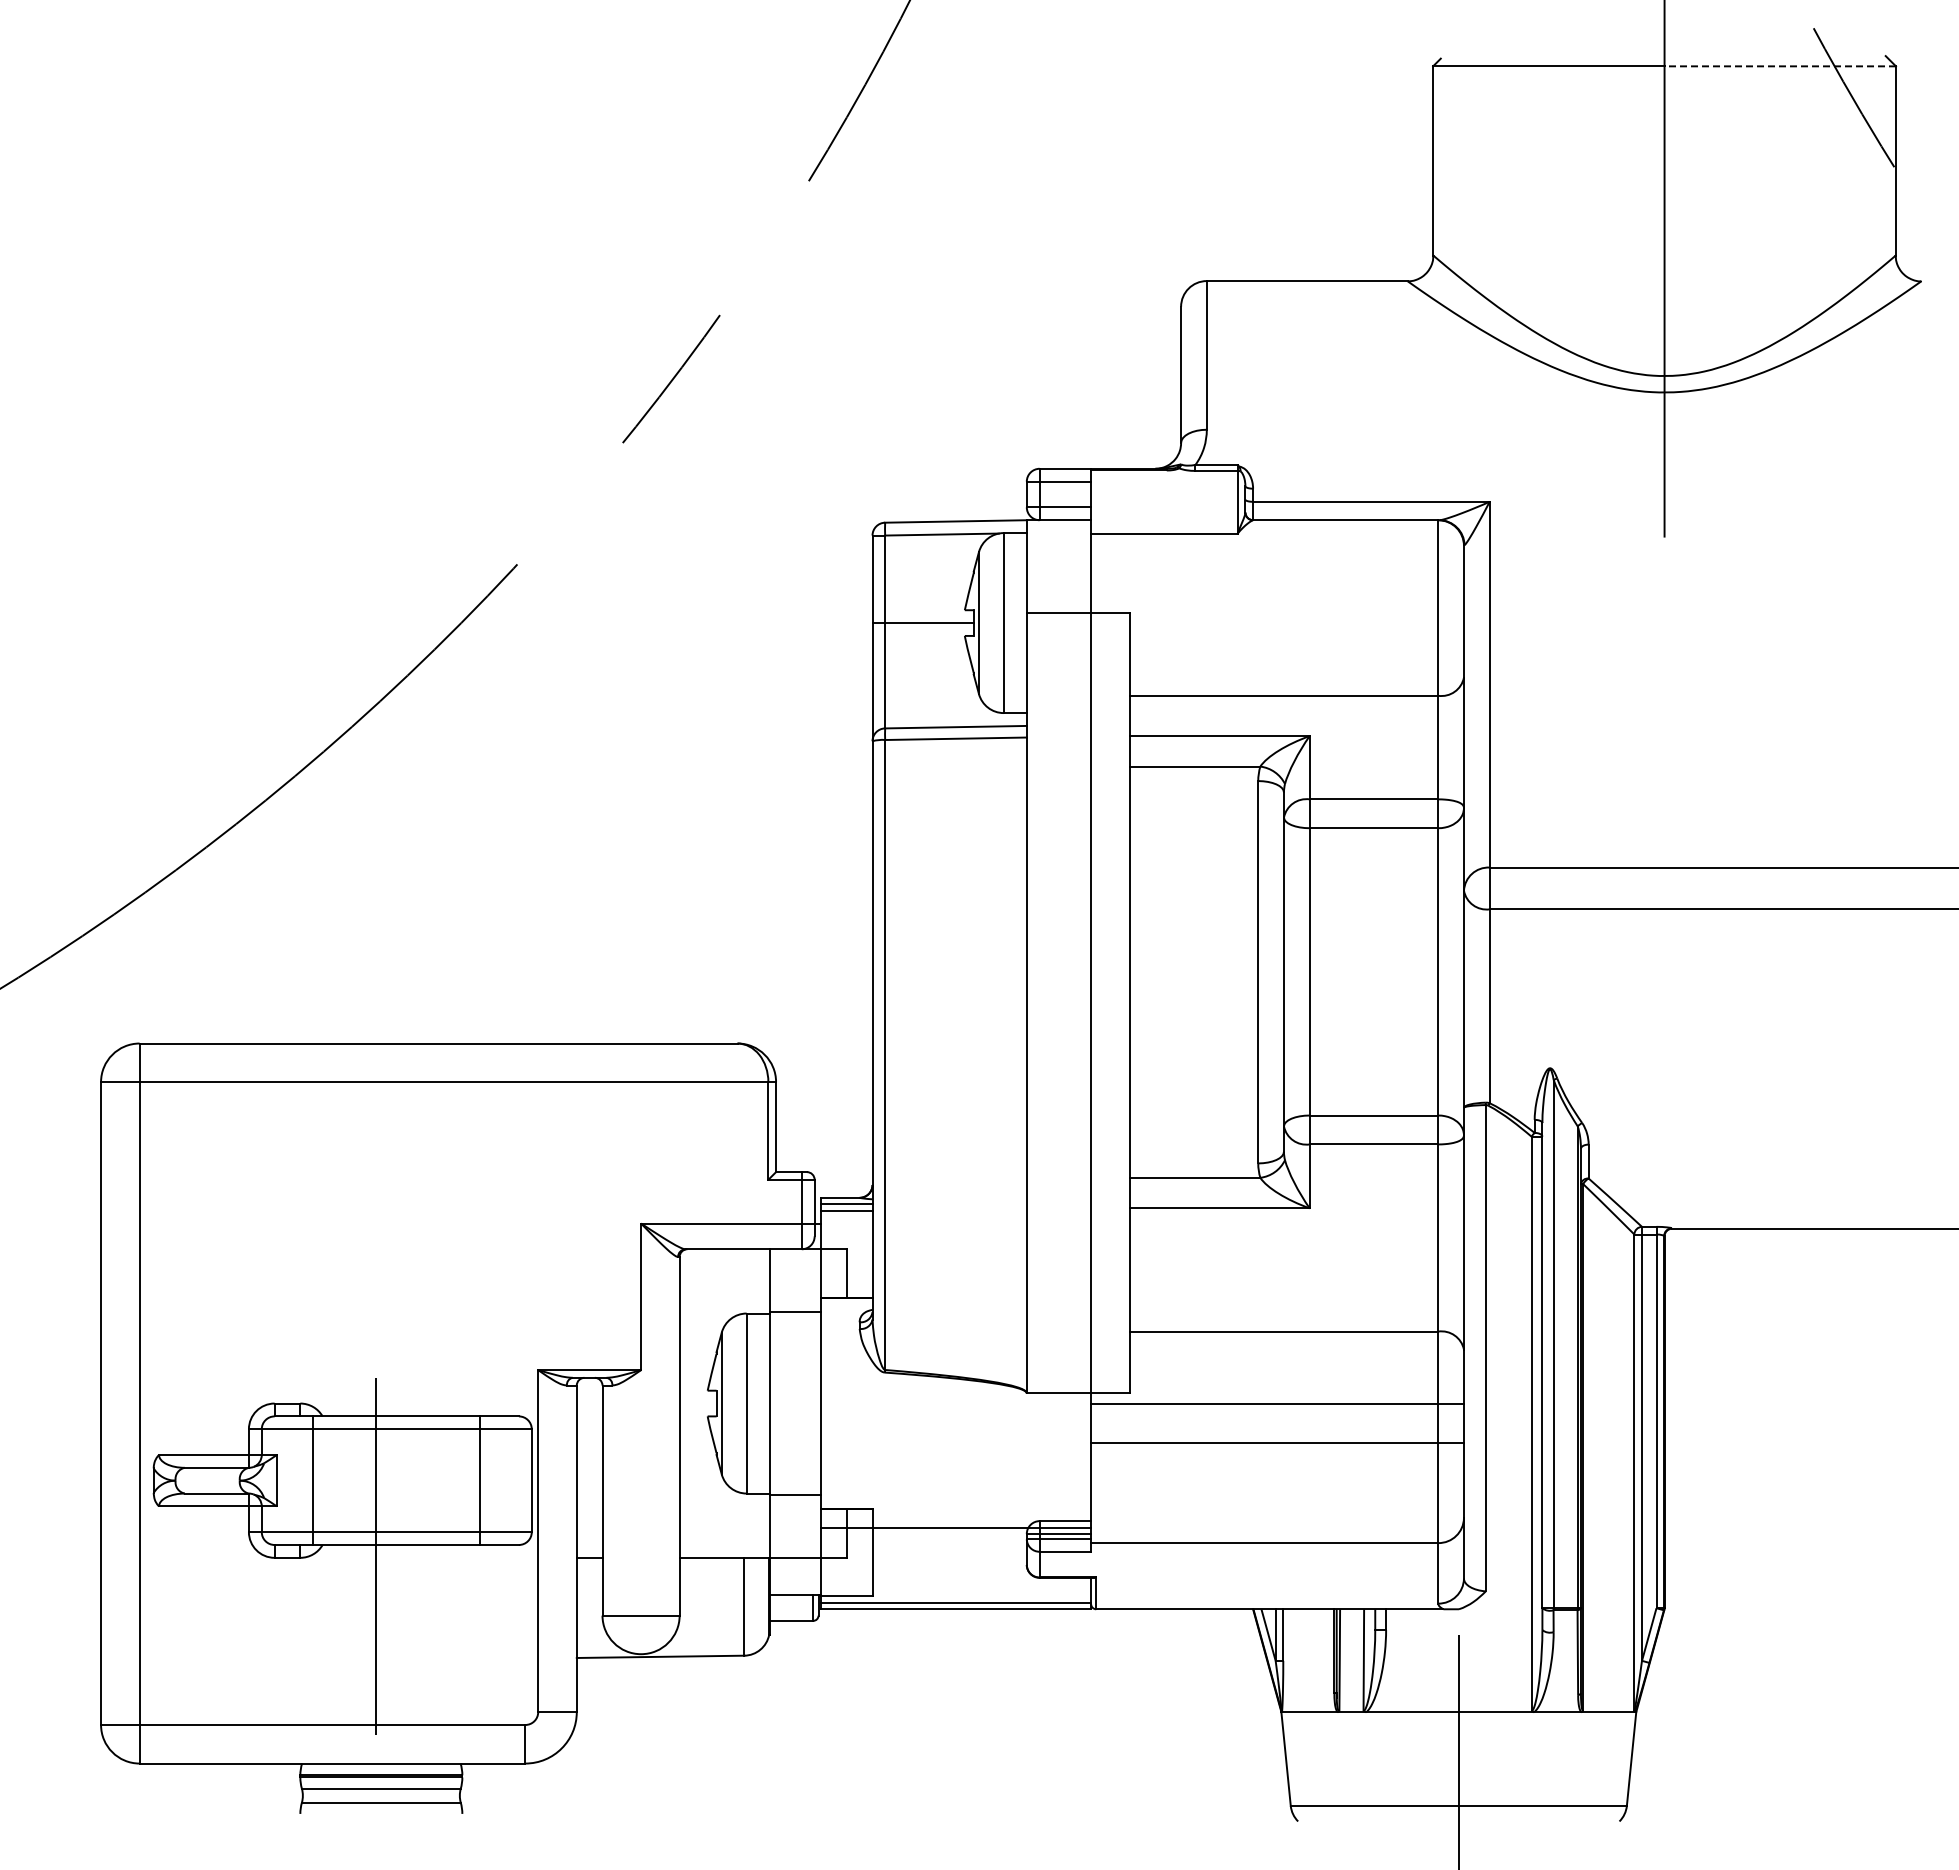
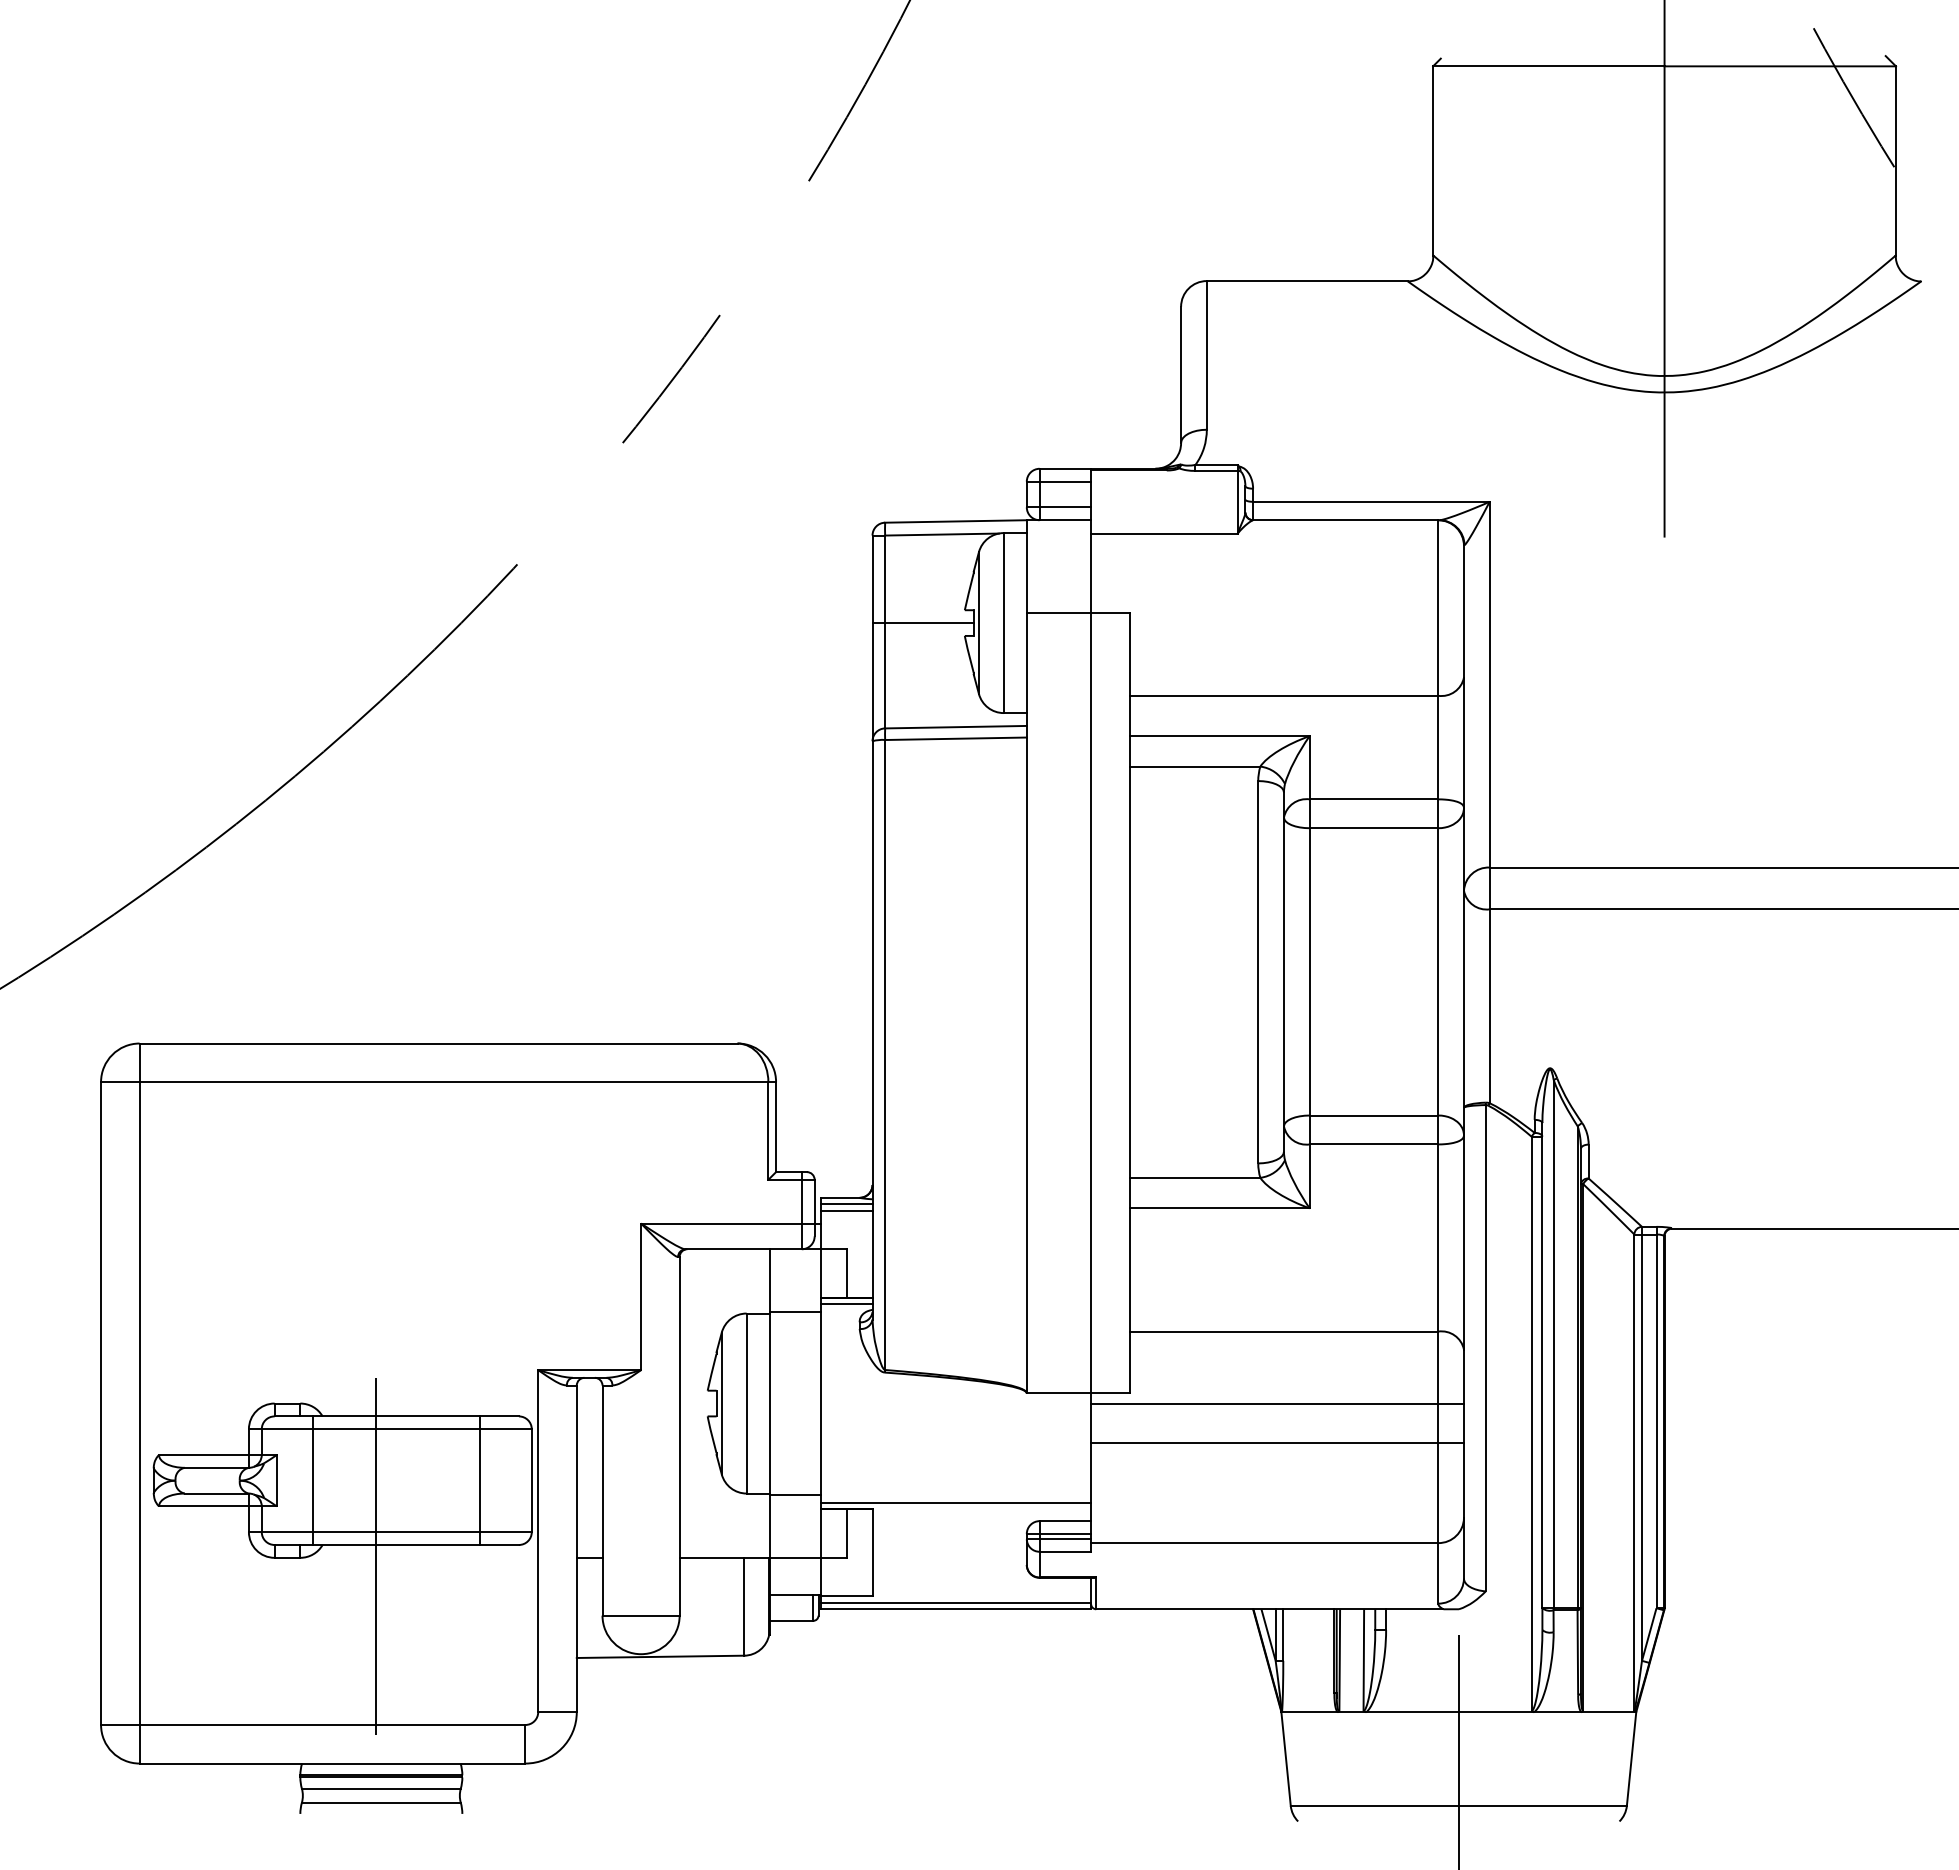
line: dashed -> solid (1780, 66)
line: none -> present (846, 1303)
line position: (956, 1528) -> (956, 1503) (956, 1503)
